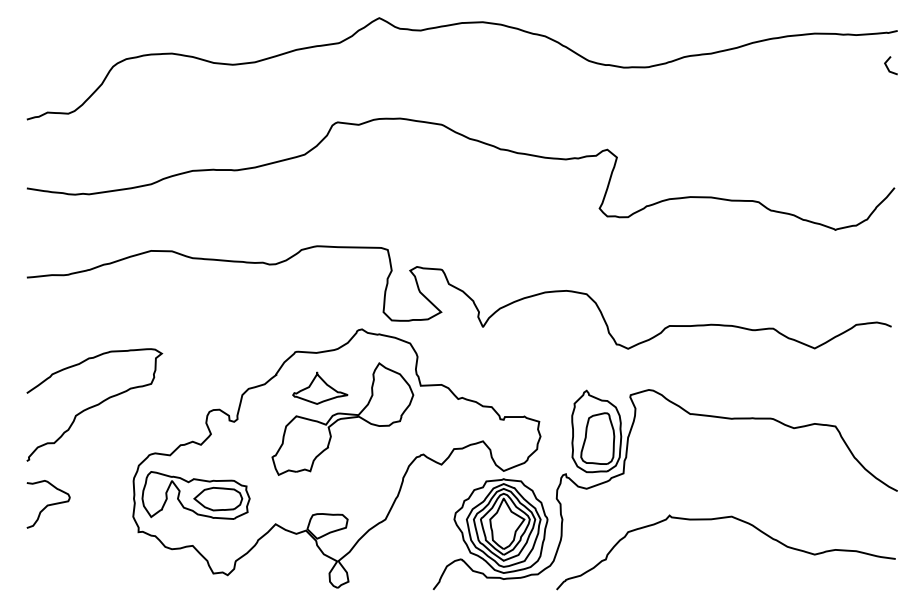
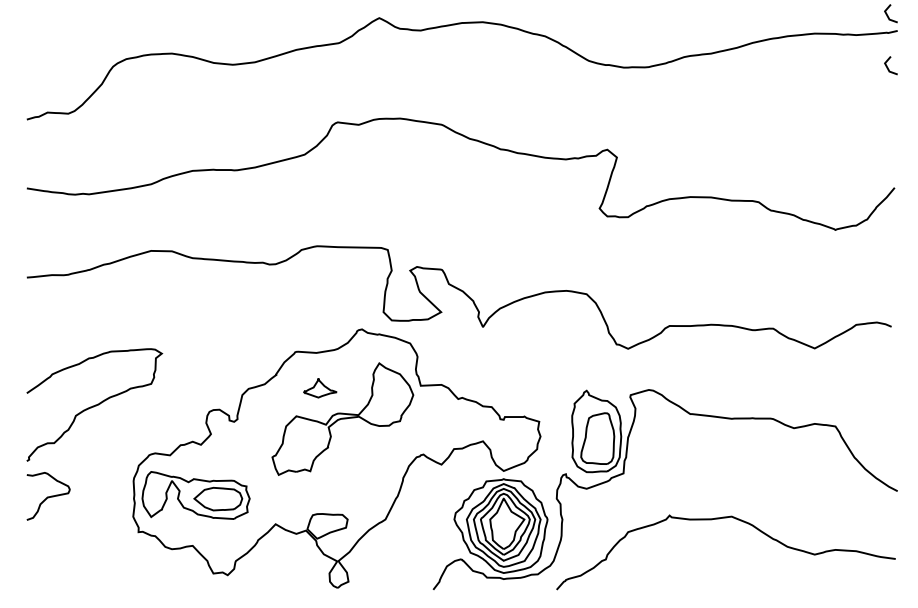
line: none -> present (888, 15)
part size: 57x34 px -> 35x21 px (320, 388)
curve position: (48, 504) -> (48, 496) (48, 496)
